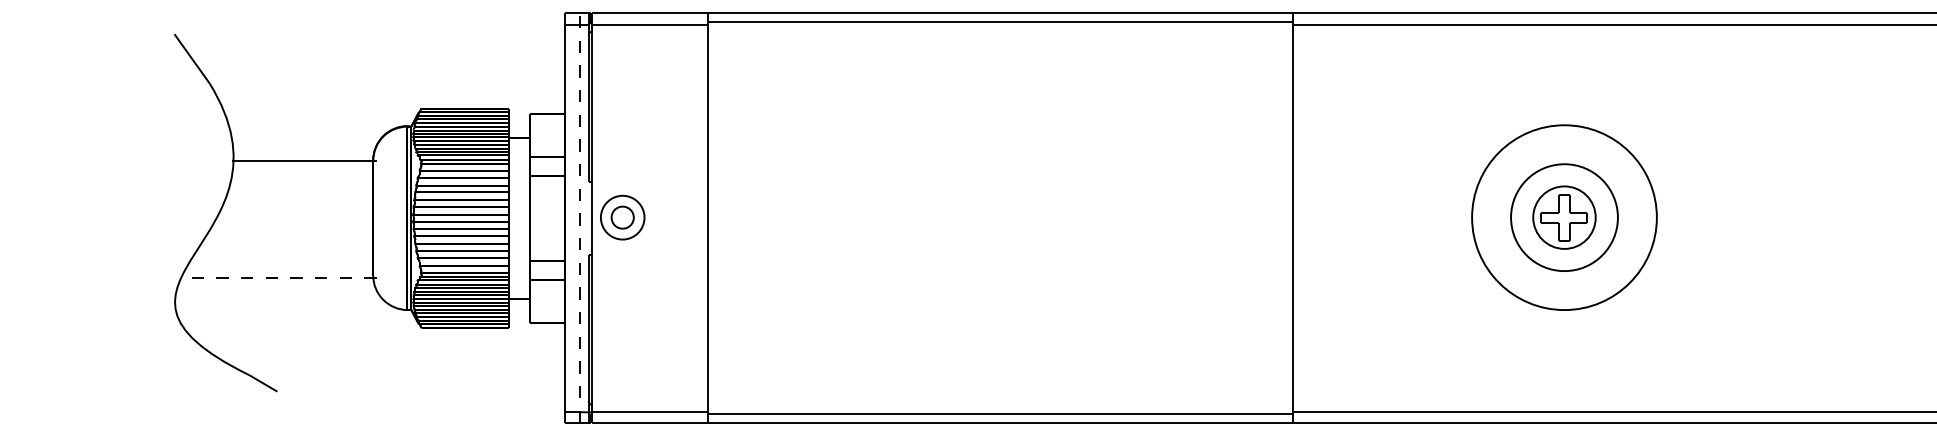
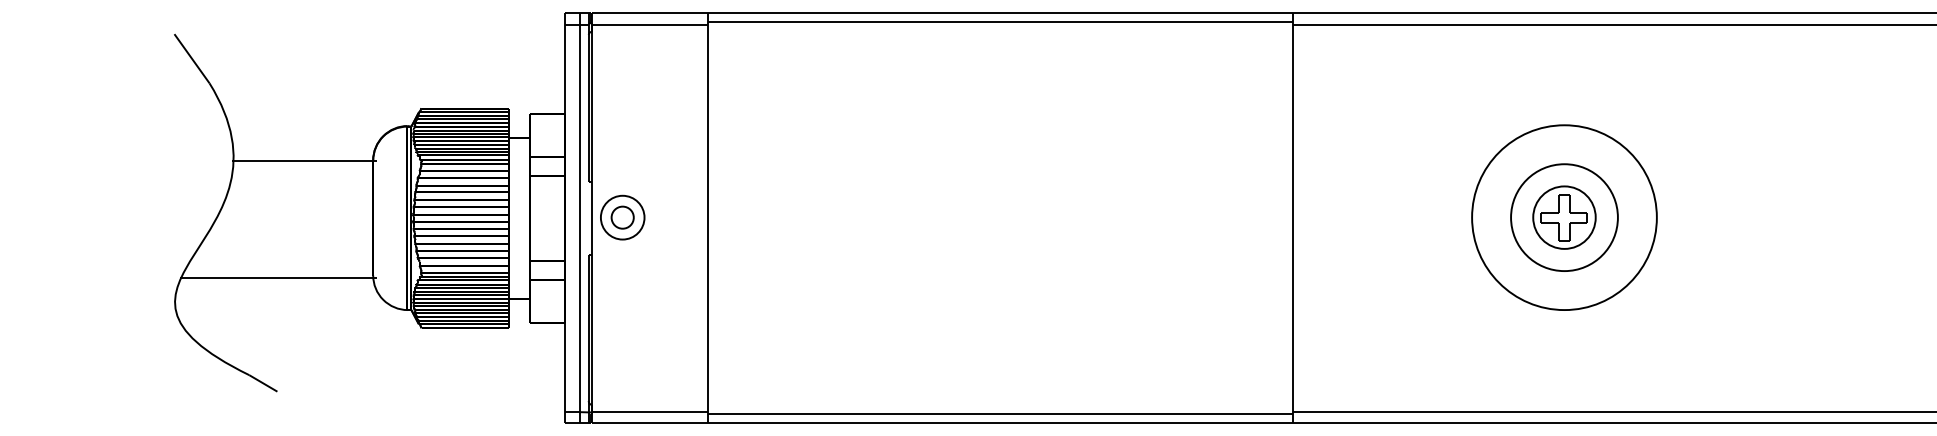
line: dashed -> solid (580, 217)
line: dashed -> solid (277, 278)
